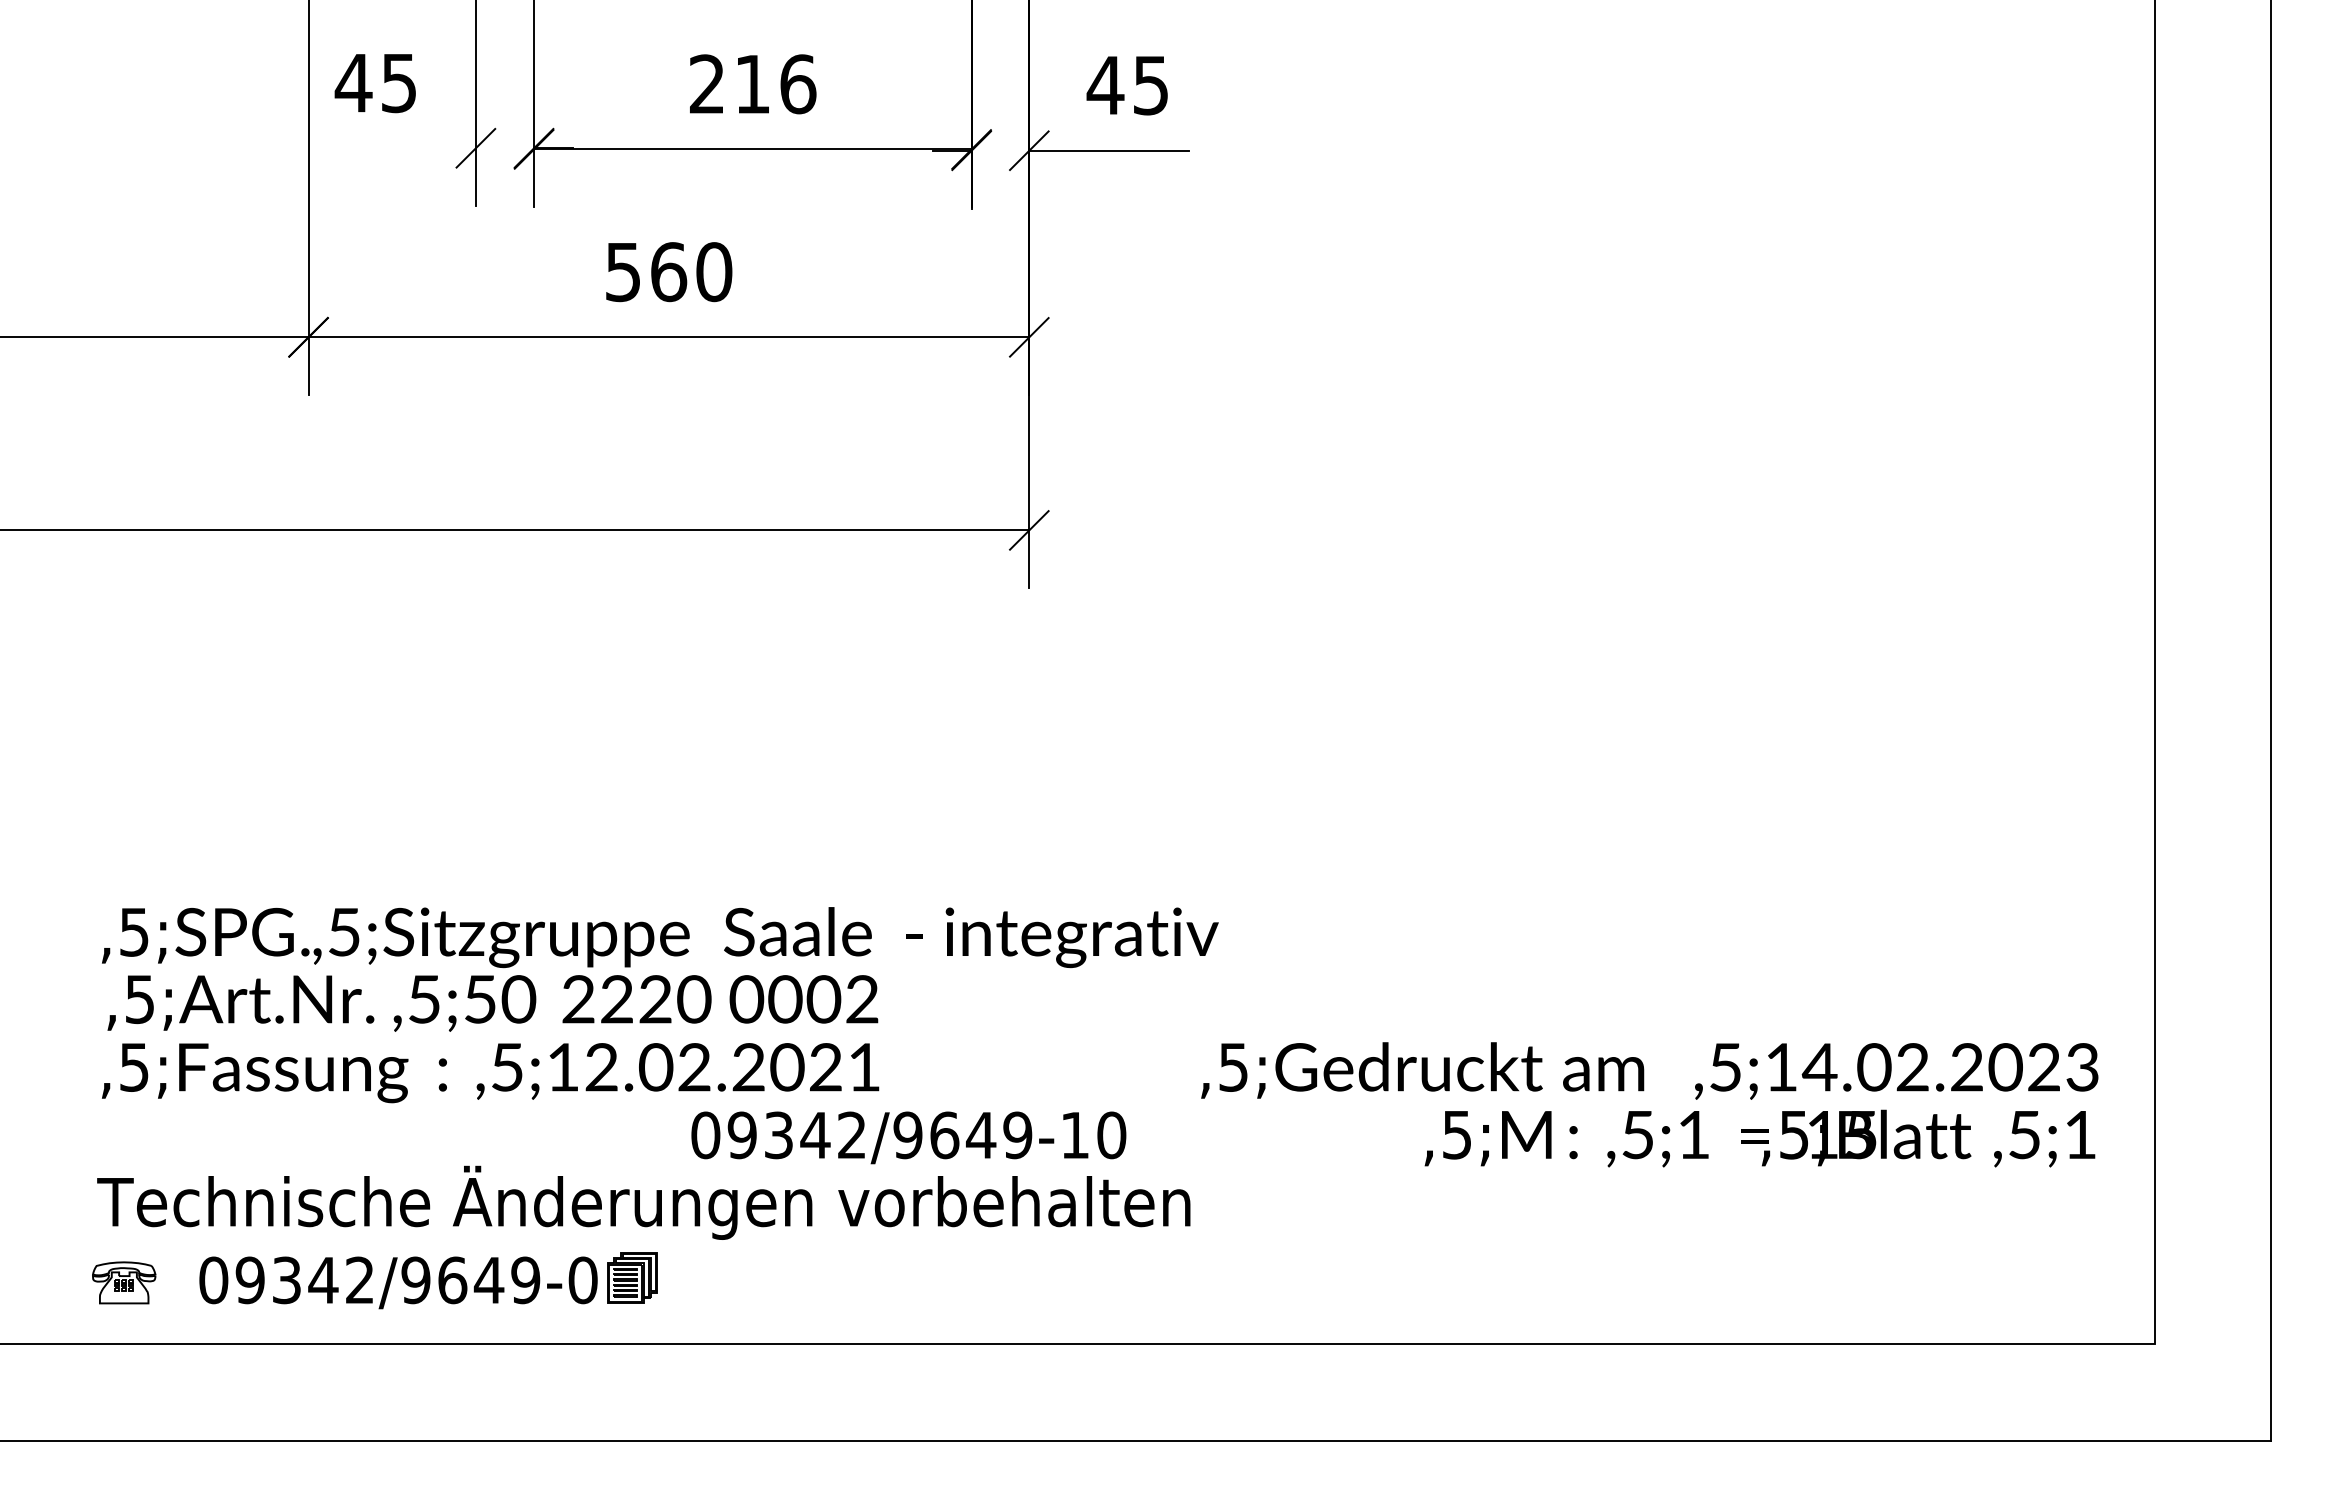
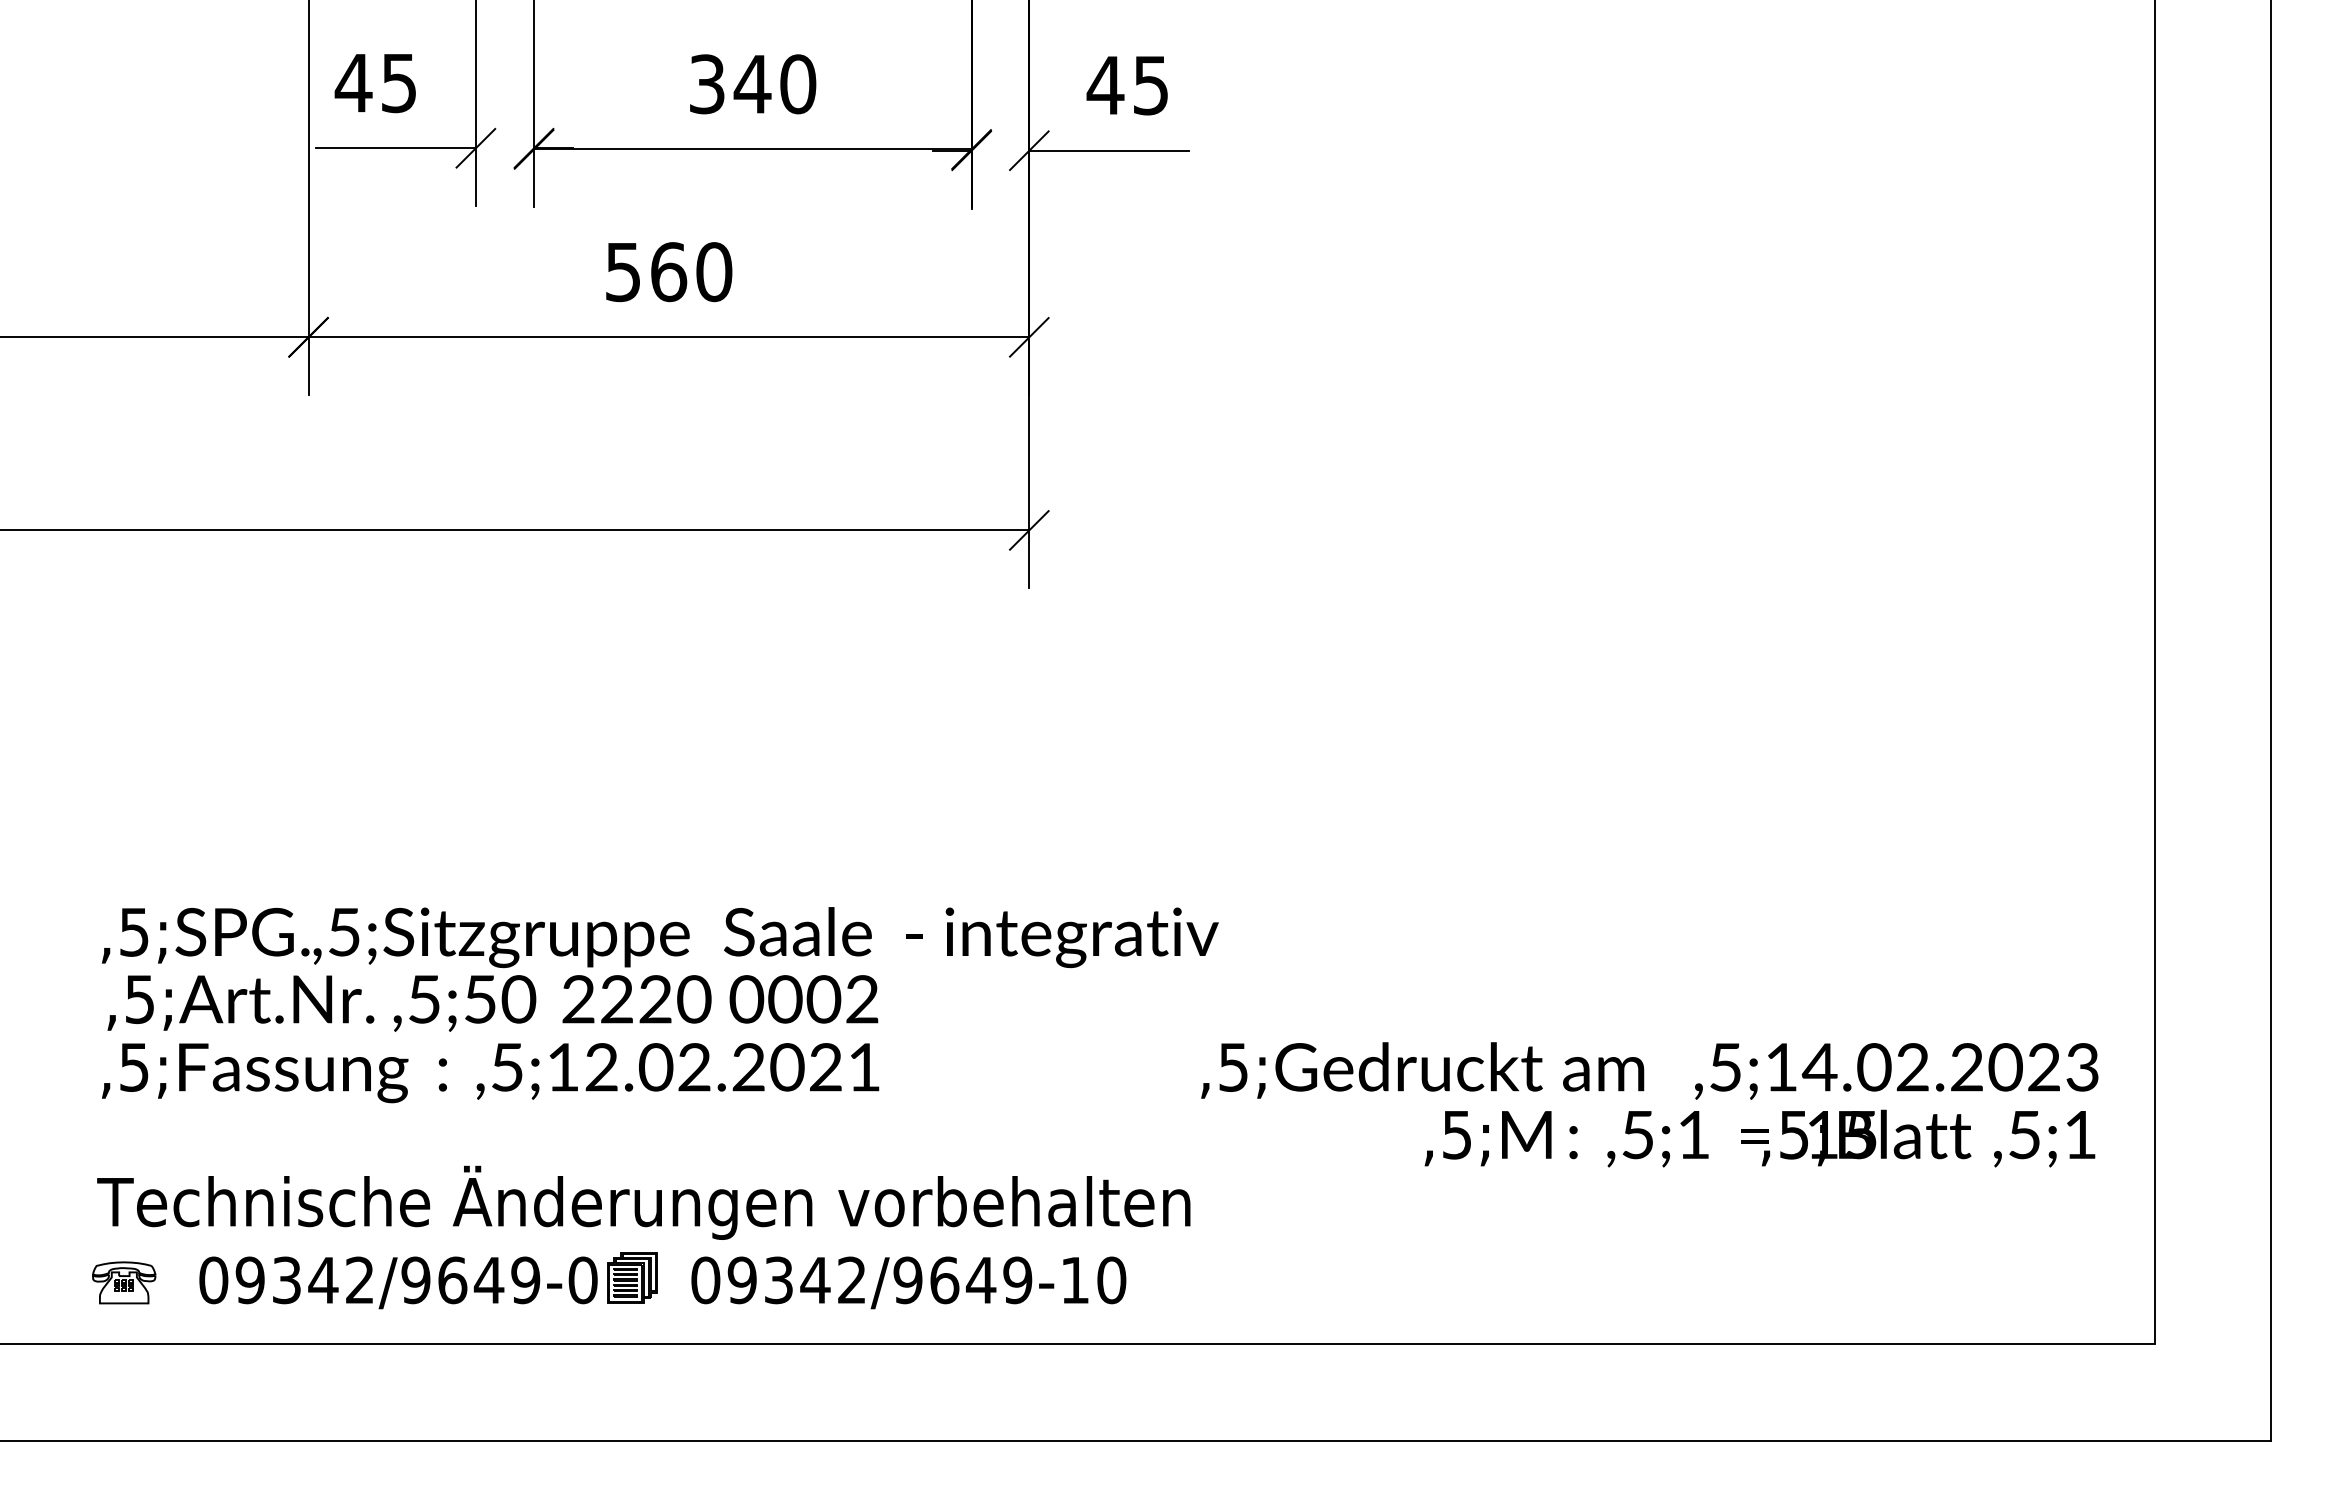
text: 216 -> 340 (753, 84)
line: none -> present (395, 148)
text position: (908, 1137) -> (908, 1282) (908, 1282)
